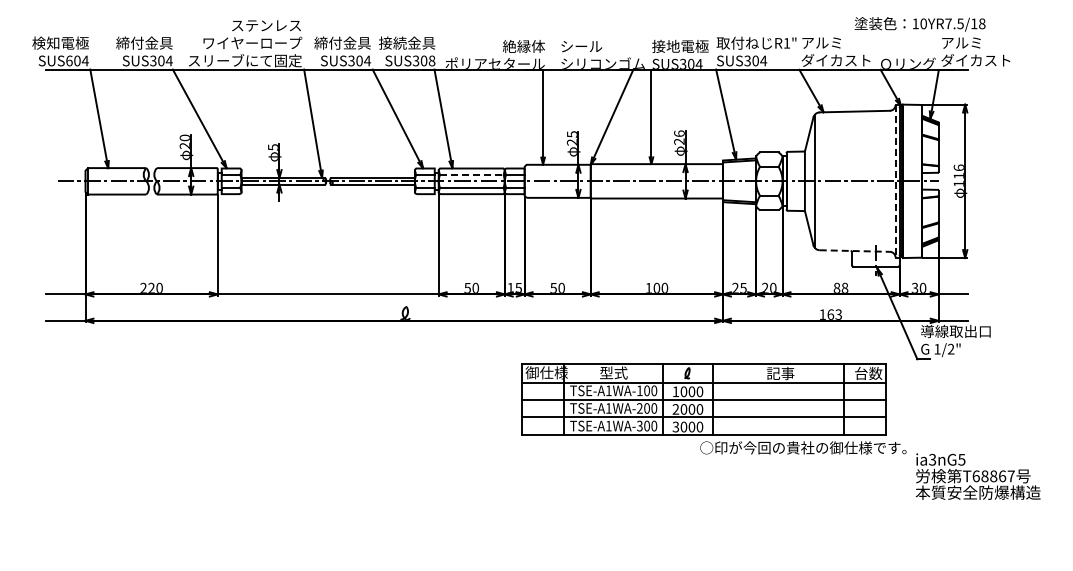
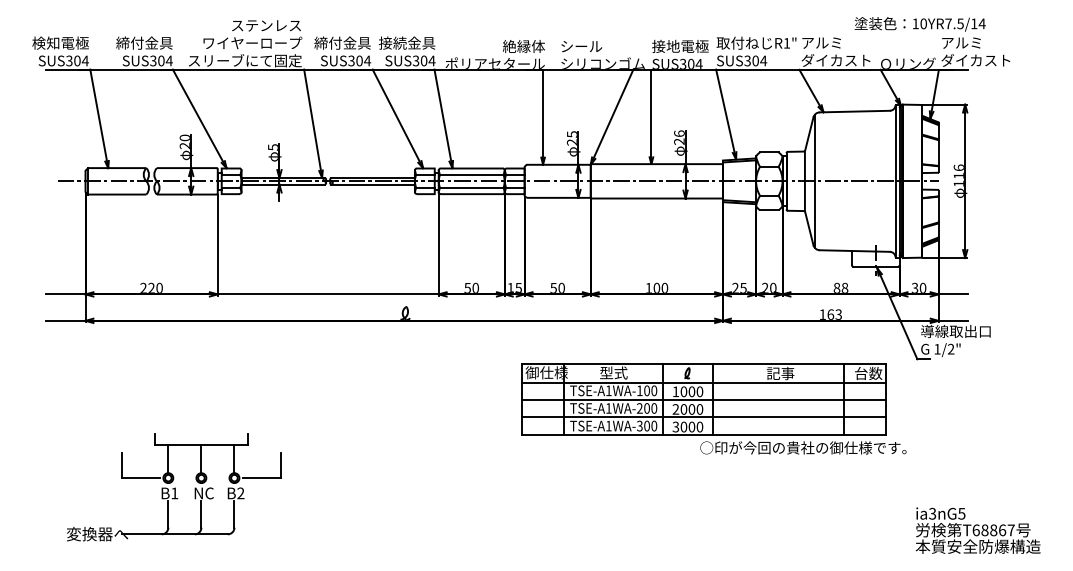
text: 10YR7.5/18 -> 10YR7.5/14 (981, 23)
text: SUS604 -> SUS304 (69, 60)
text: SUS308 -> SUS304 (431, 60)
line: dashed -> solid (471, 174)
line: dashed -> solid (895, 181)
line: dashed -> solid (855, 251)
text position: (977, 476) -> (977, 530) (977, 530)
part: none -> present (174, 487)
